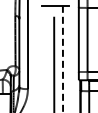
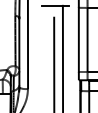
line: dashed -> solid (62, 59)
